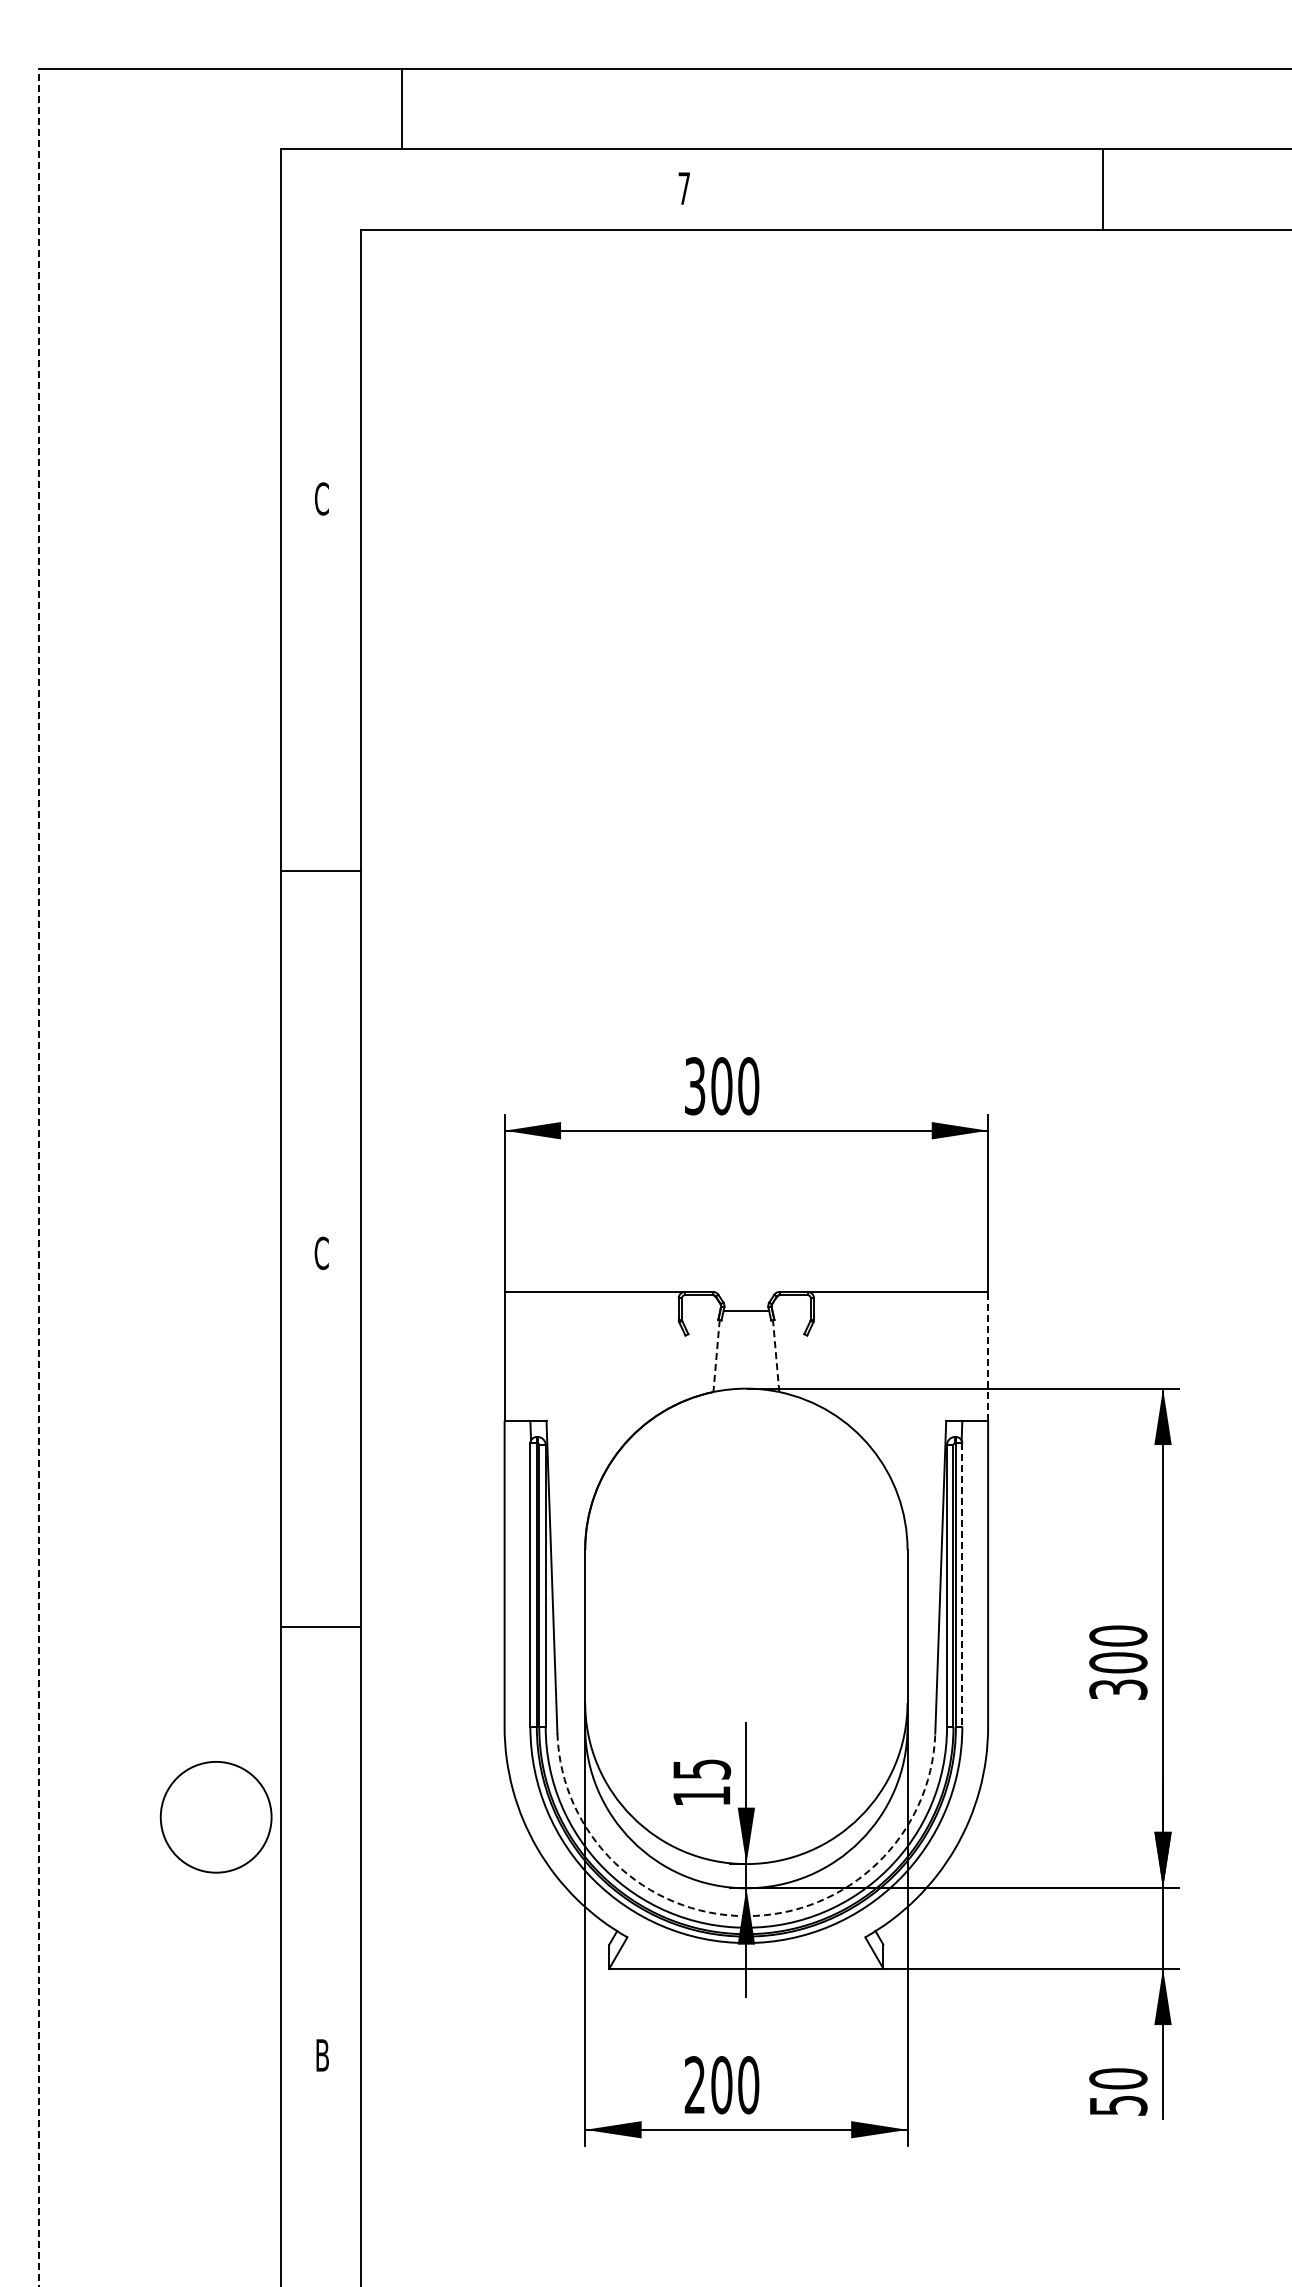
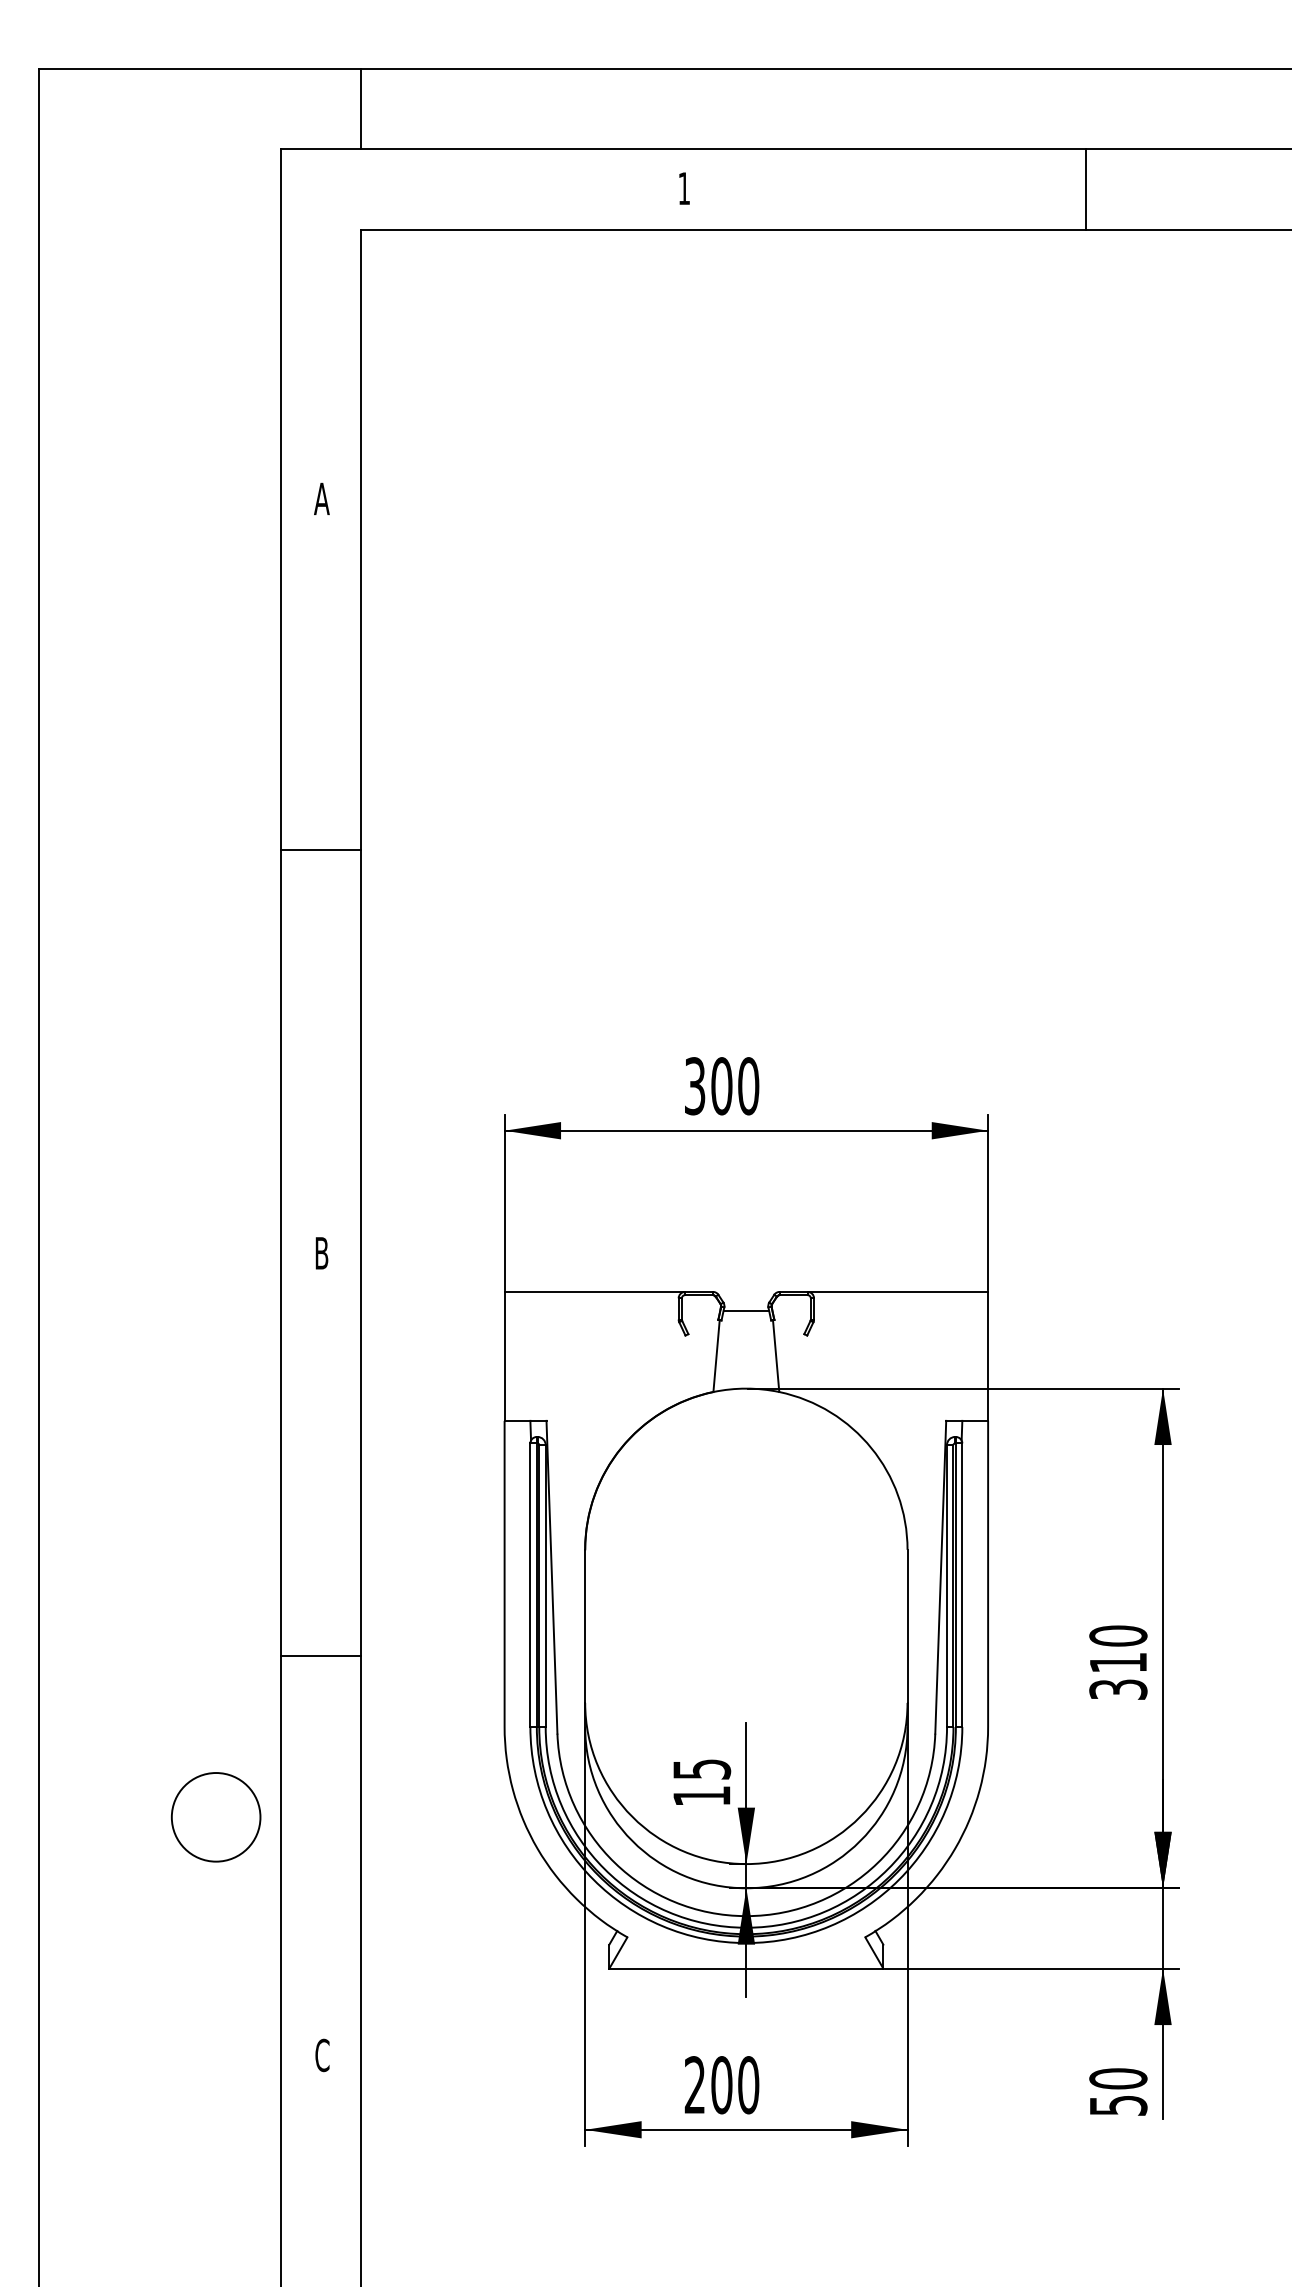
line position: (402, 108) -> (361, 108) (361, 108)
text: 7 -> 1 (683, 188)
line position: (1103, 189) -> (1086, 189) (1086, 189)
text: C -> A (321, 498)
line position: (320, 871) -> (320, 850) (320, 850)
line: dashed -> solid (38, 1177)
text: C -> B (321, 1252)
line: dashed -> solid (776, 1355)
line: dashed -> solid (988, 1355)
line: dashed -> solid (716, 1356)
line: dashed -> solid (962, 1585)
line position: (320, 1627) -> (320, 1656) (320, 1656)
text: 300 -> 310 (1118, 1662)
circle size: 114x113 px -> 92x91 px (215, 1817)
arc: dashed -> solid (746, 1916)
text: B -> C (322, 2055)
